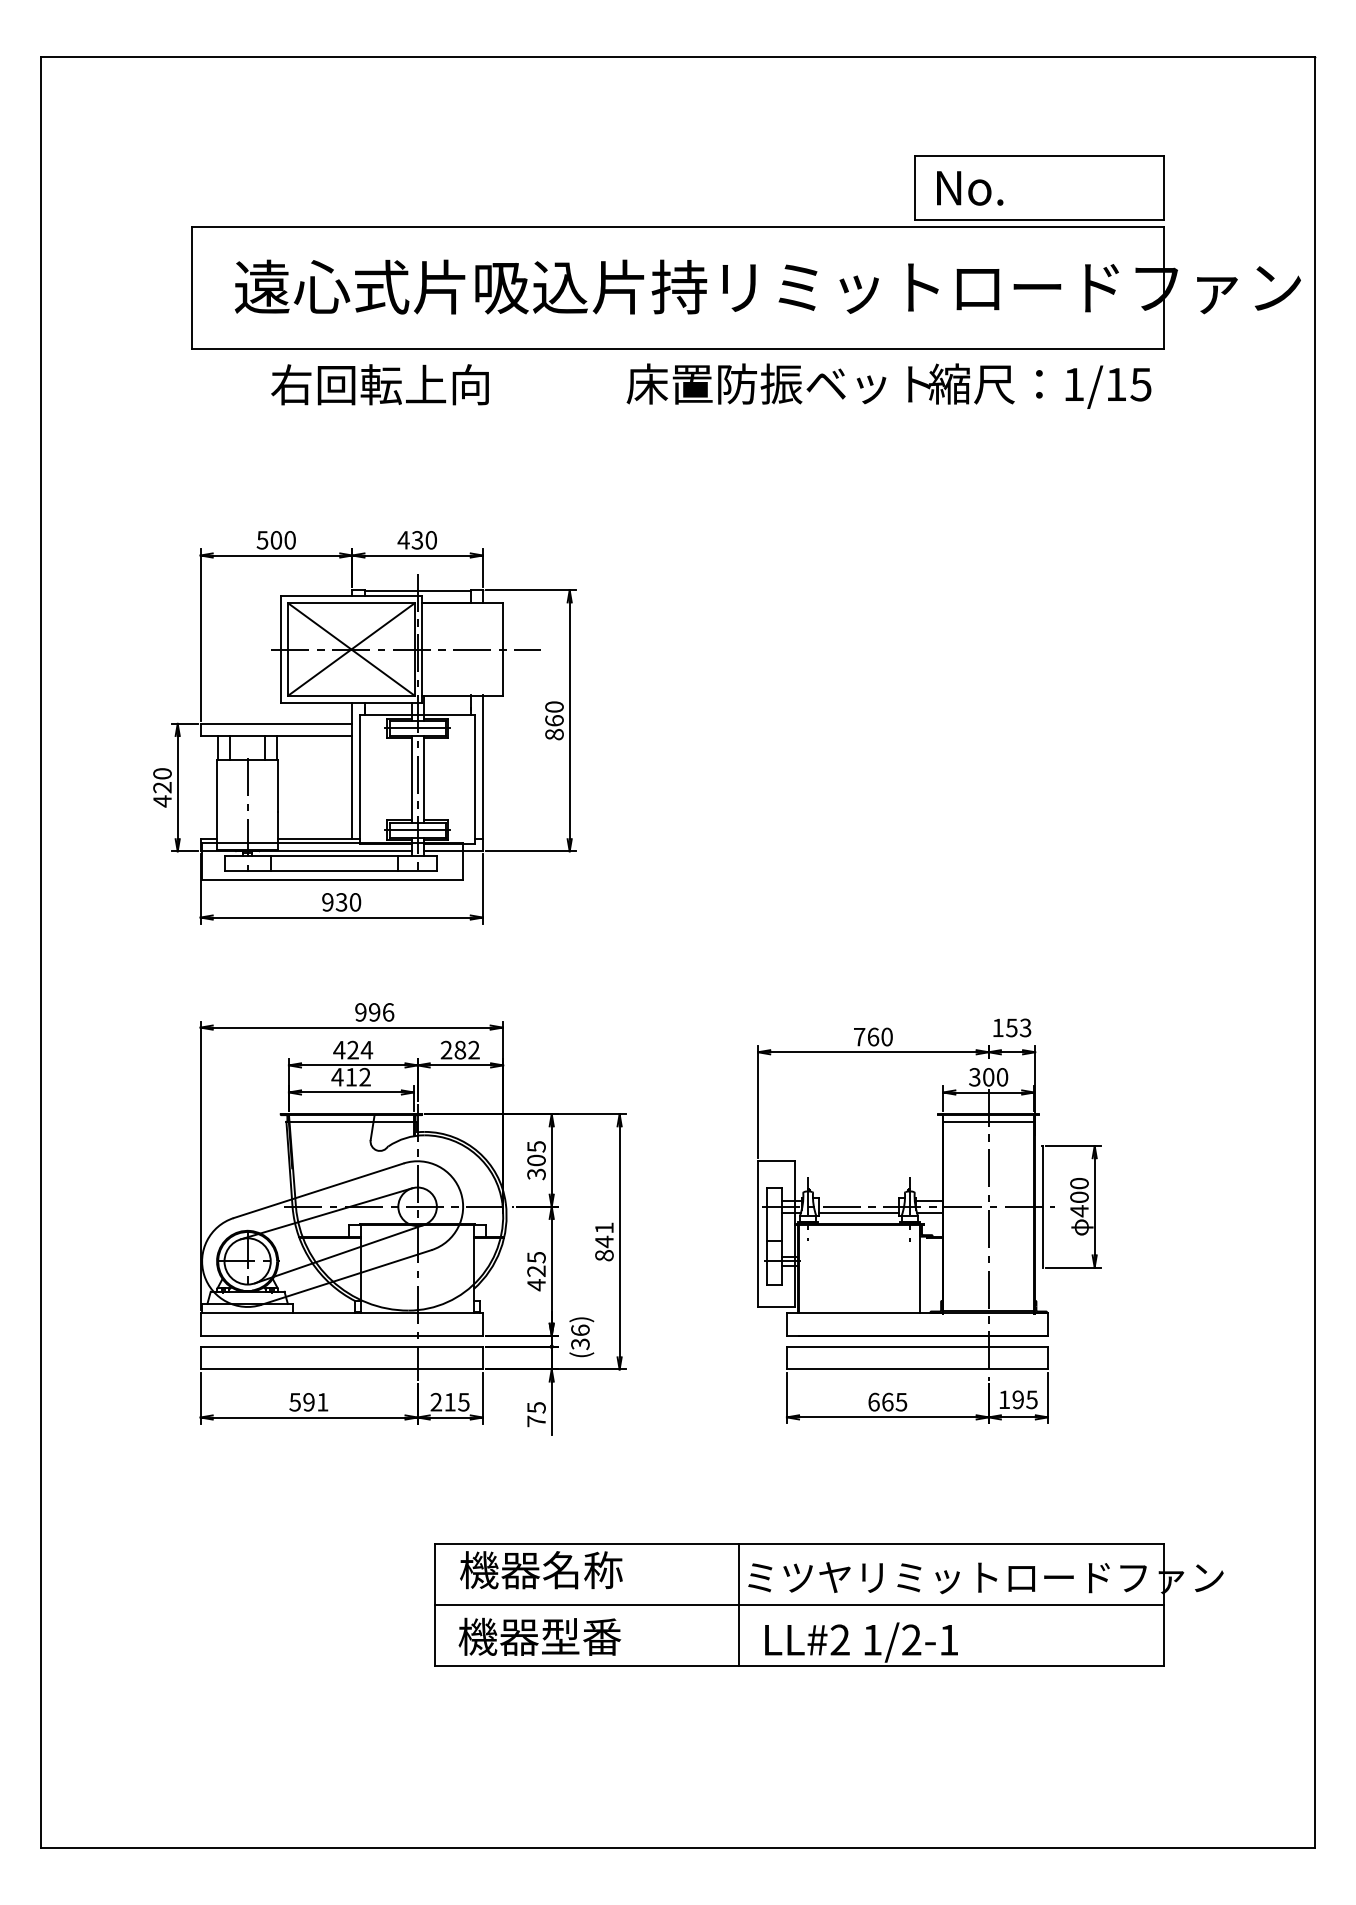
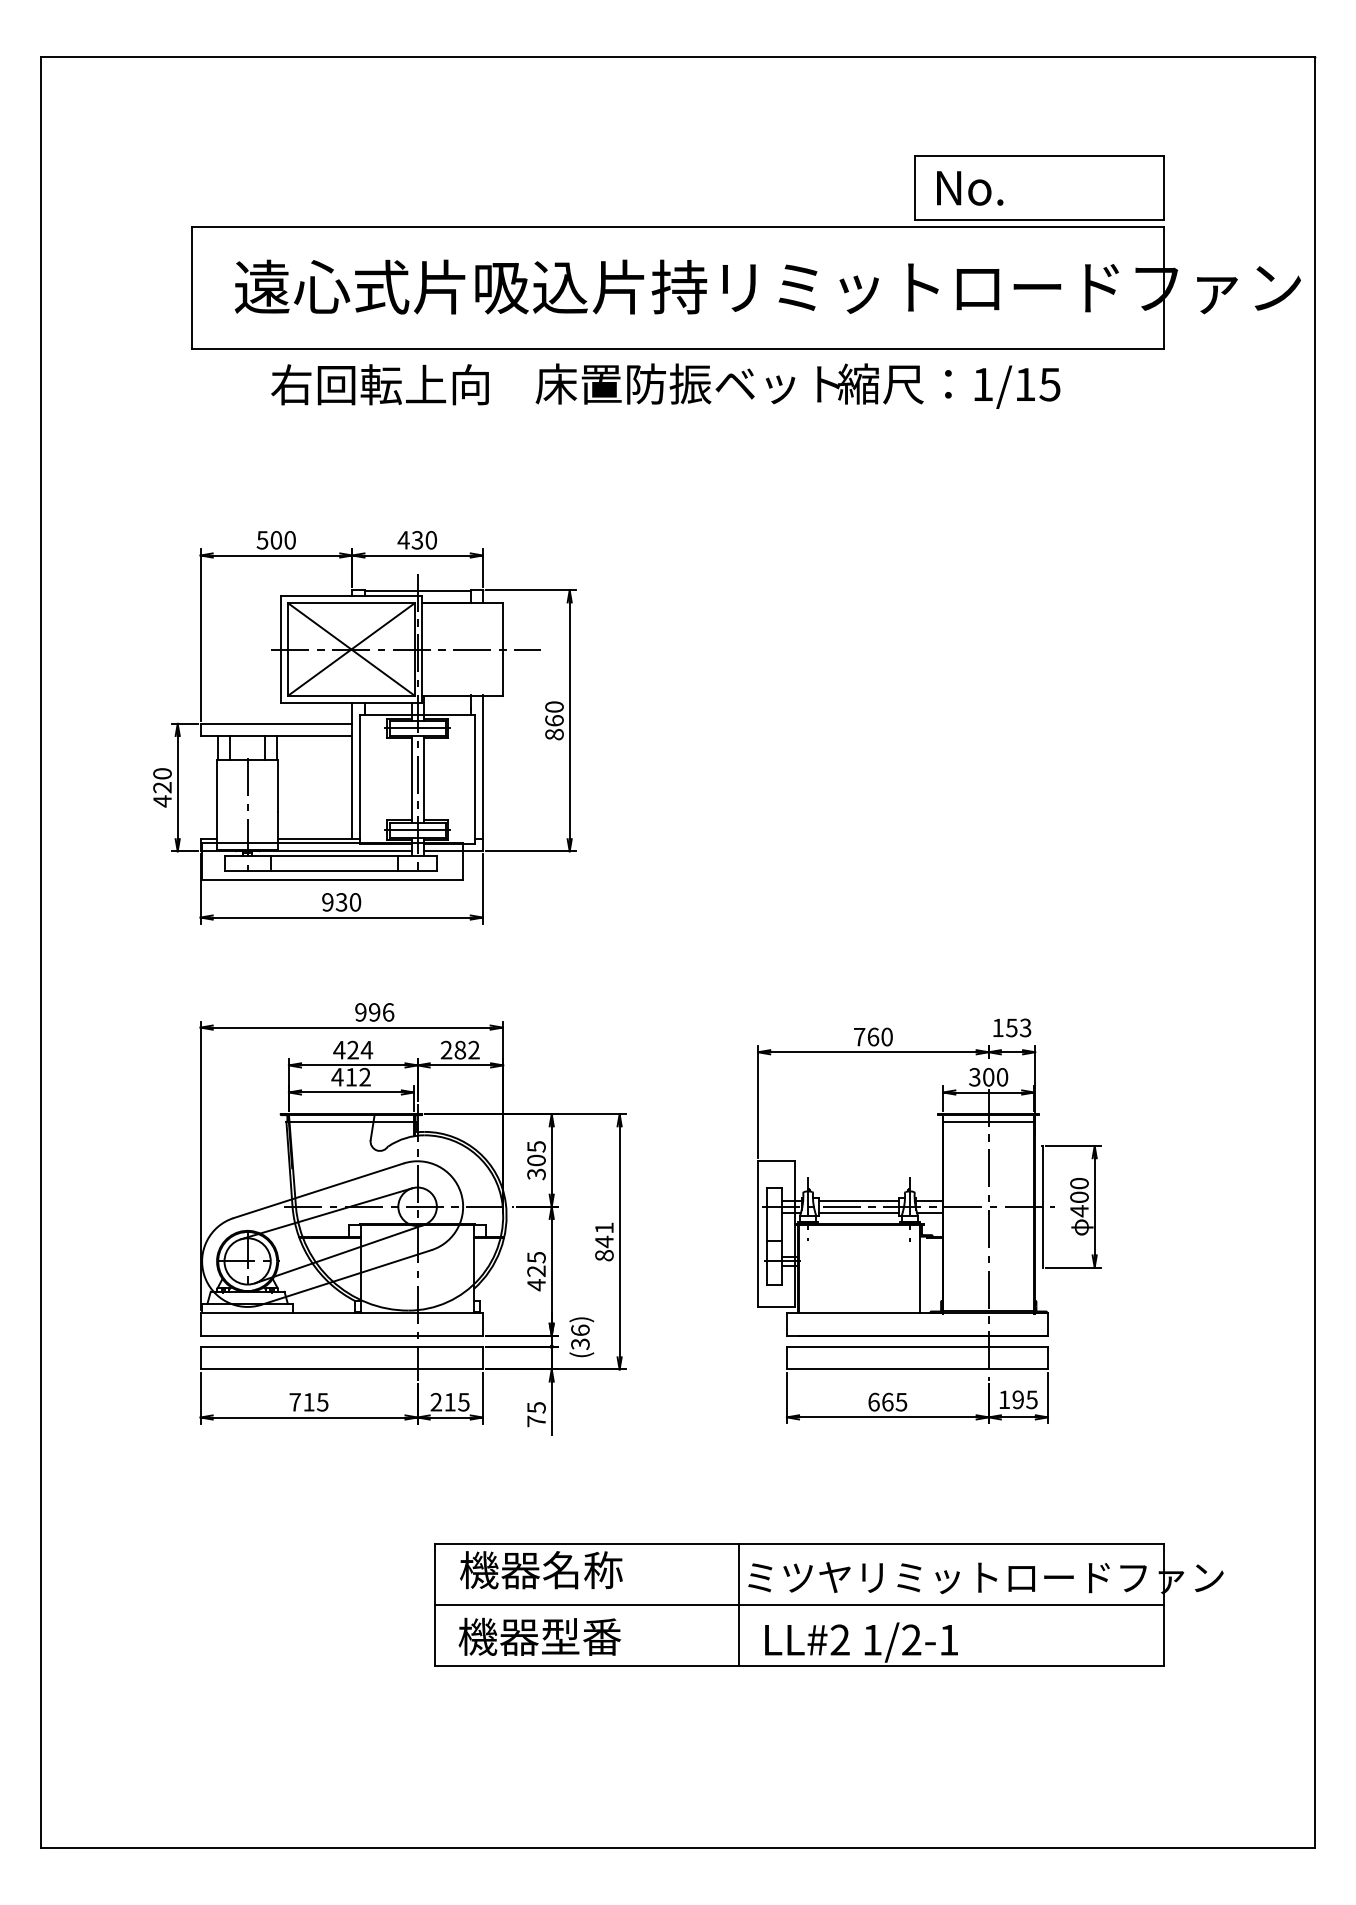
text position: (888, 385) -> (797, 385) (797, 385)
line: none -> present (858, 1200)
text: 591 -> 715 (308, 1402)
